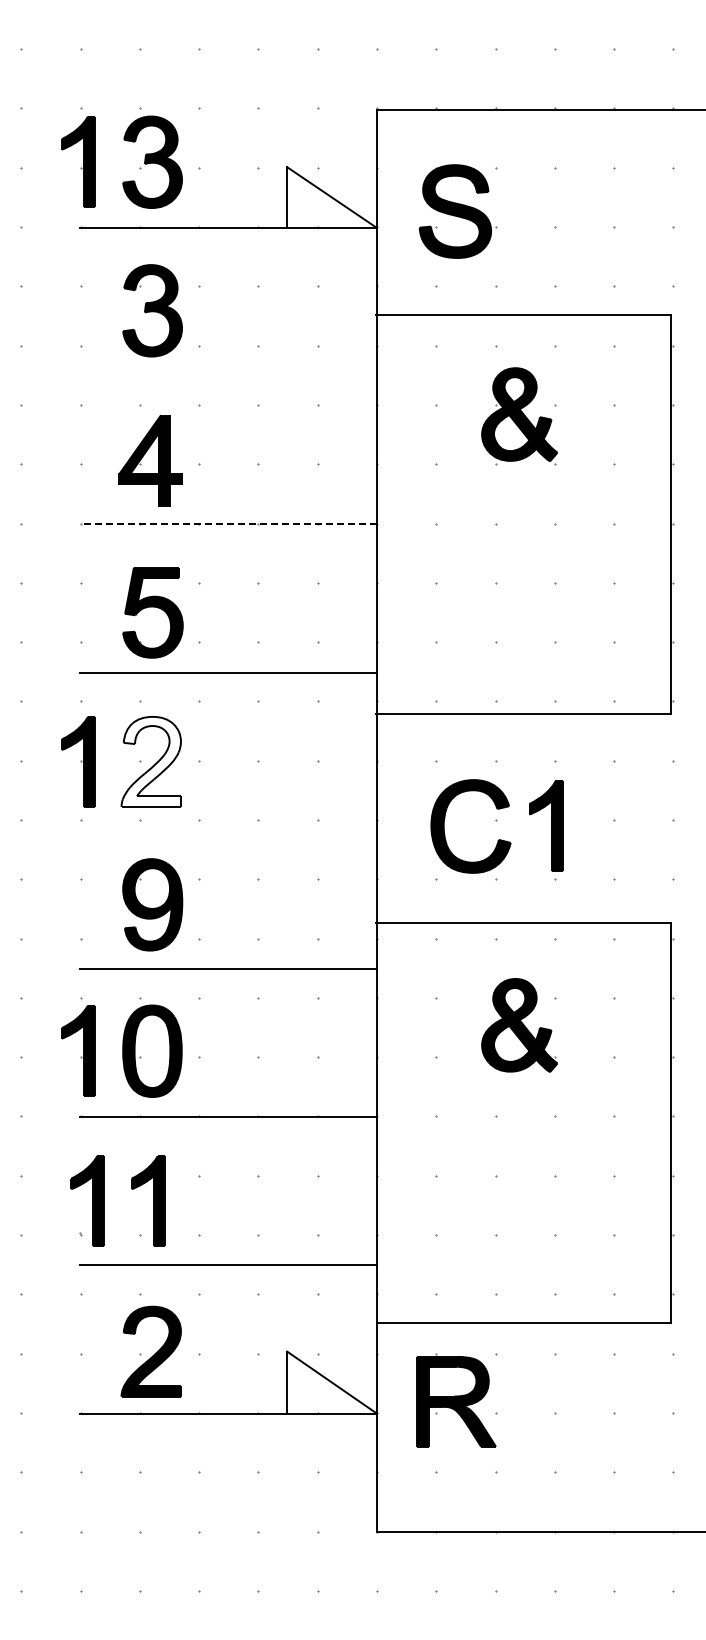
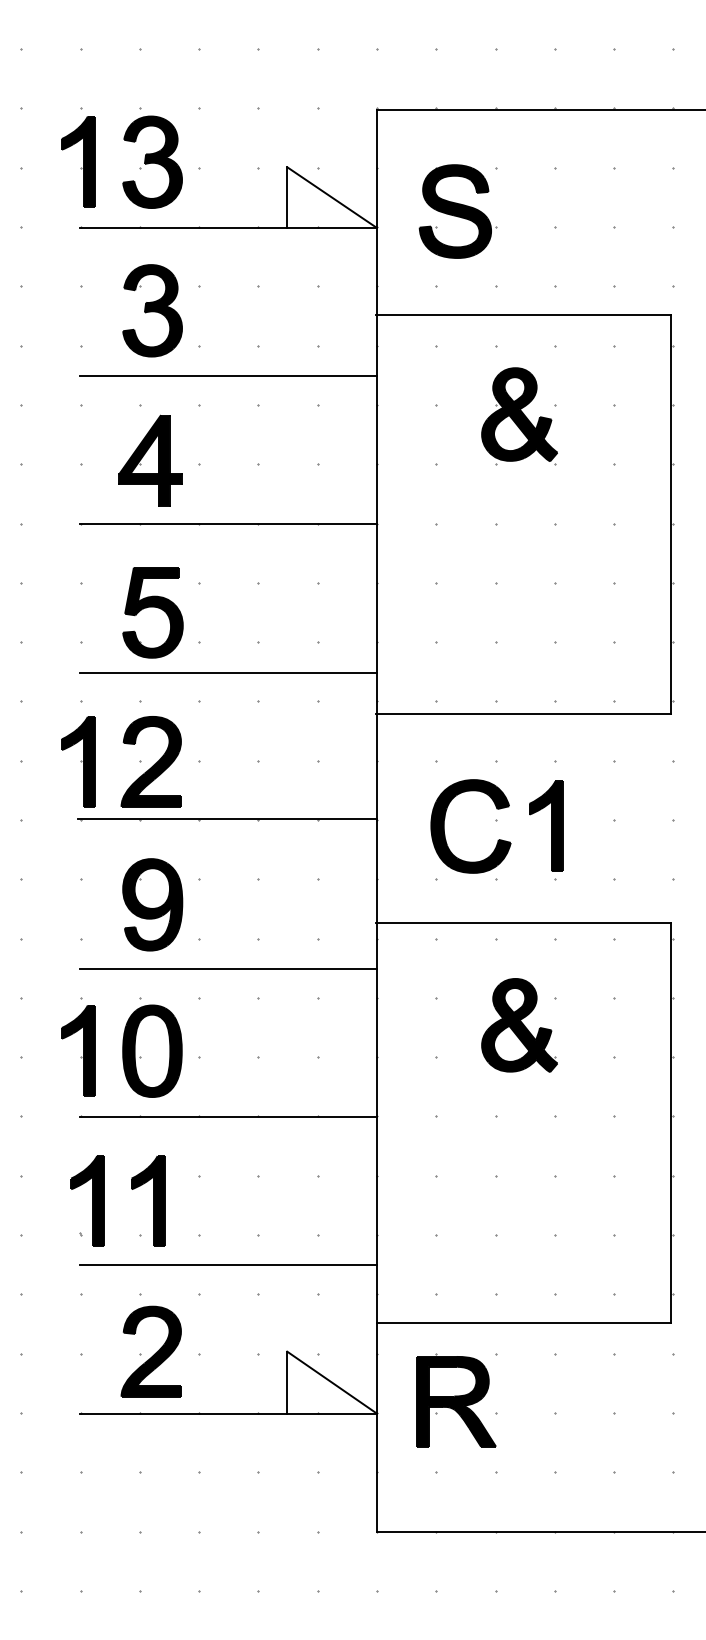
line: none -> present (228, 376)
line: dashed -> solid (228, 524)
fill: none -> present (151, 761)
line: none -> present (227, 818)
